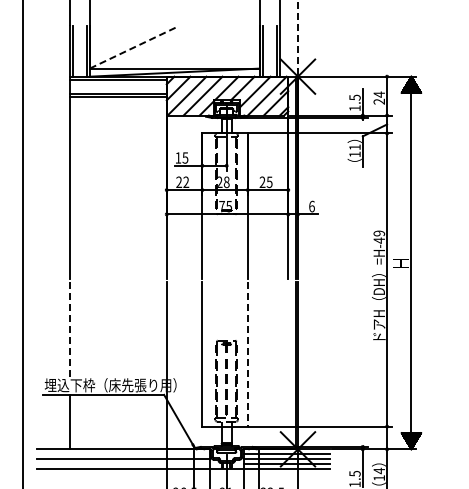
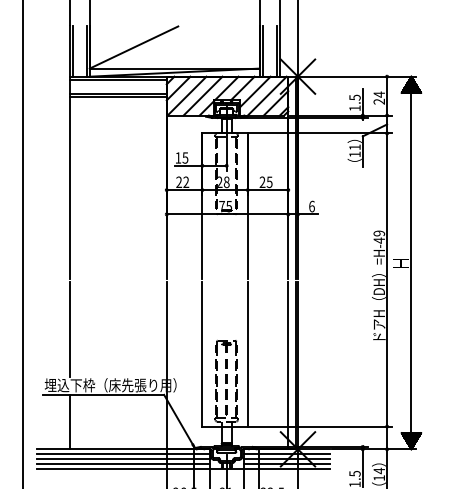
line: dashed -> solid (297, 37)
line: dashed -> solid (134, 47)
line: dashed -> solid (69, 329)
line: dashed -> solid (247, 354)
line: none -> present (288, 365)
line: none -> present (123, 454)
line: none -> present (123, 463)
